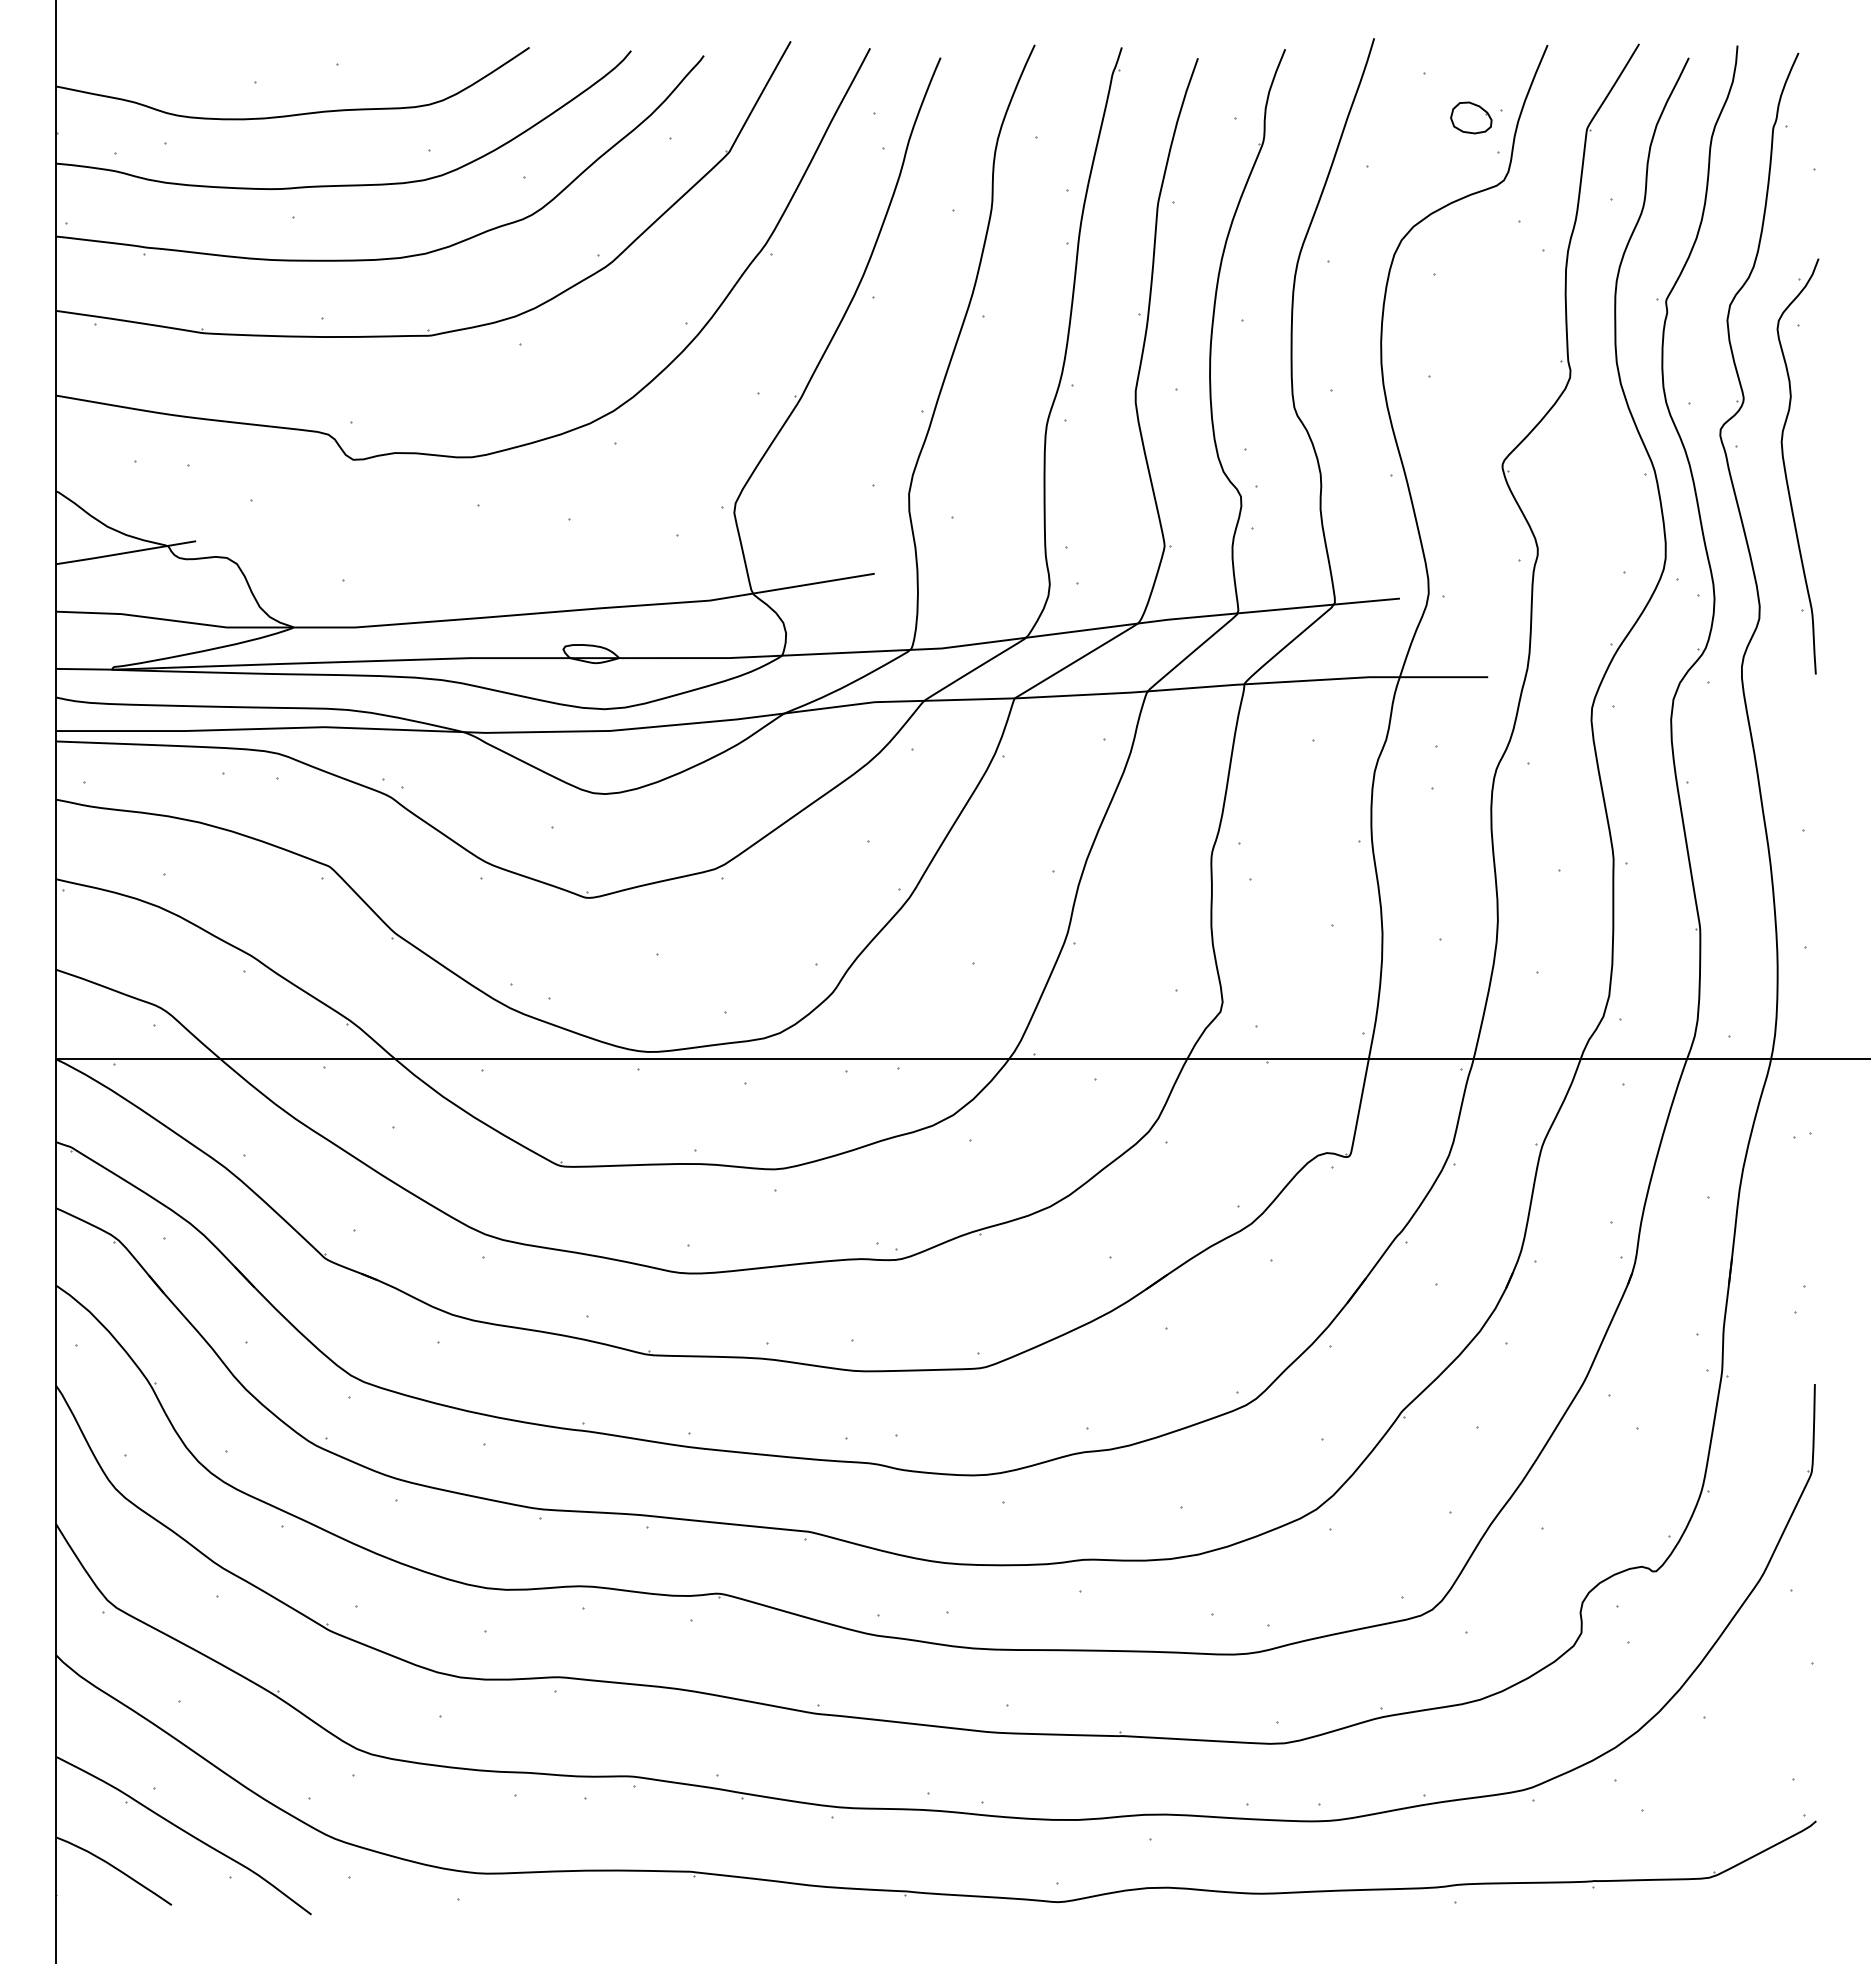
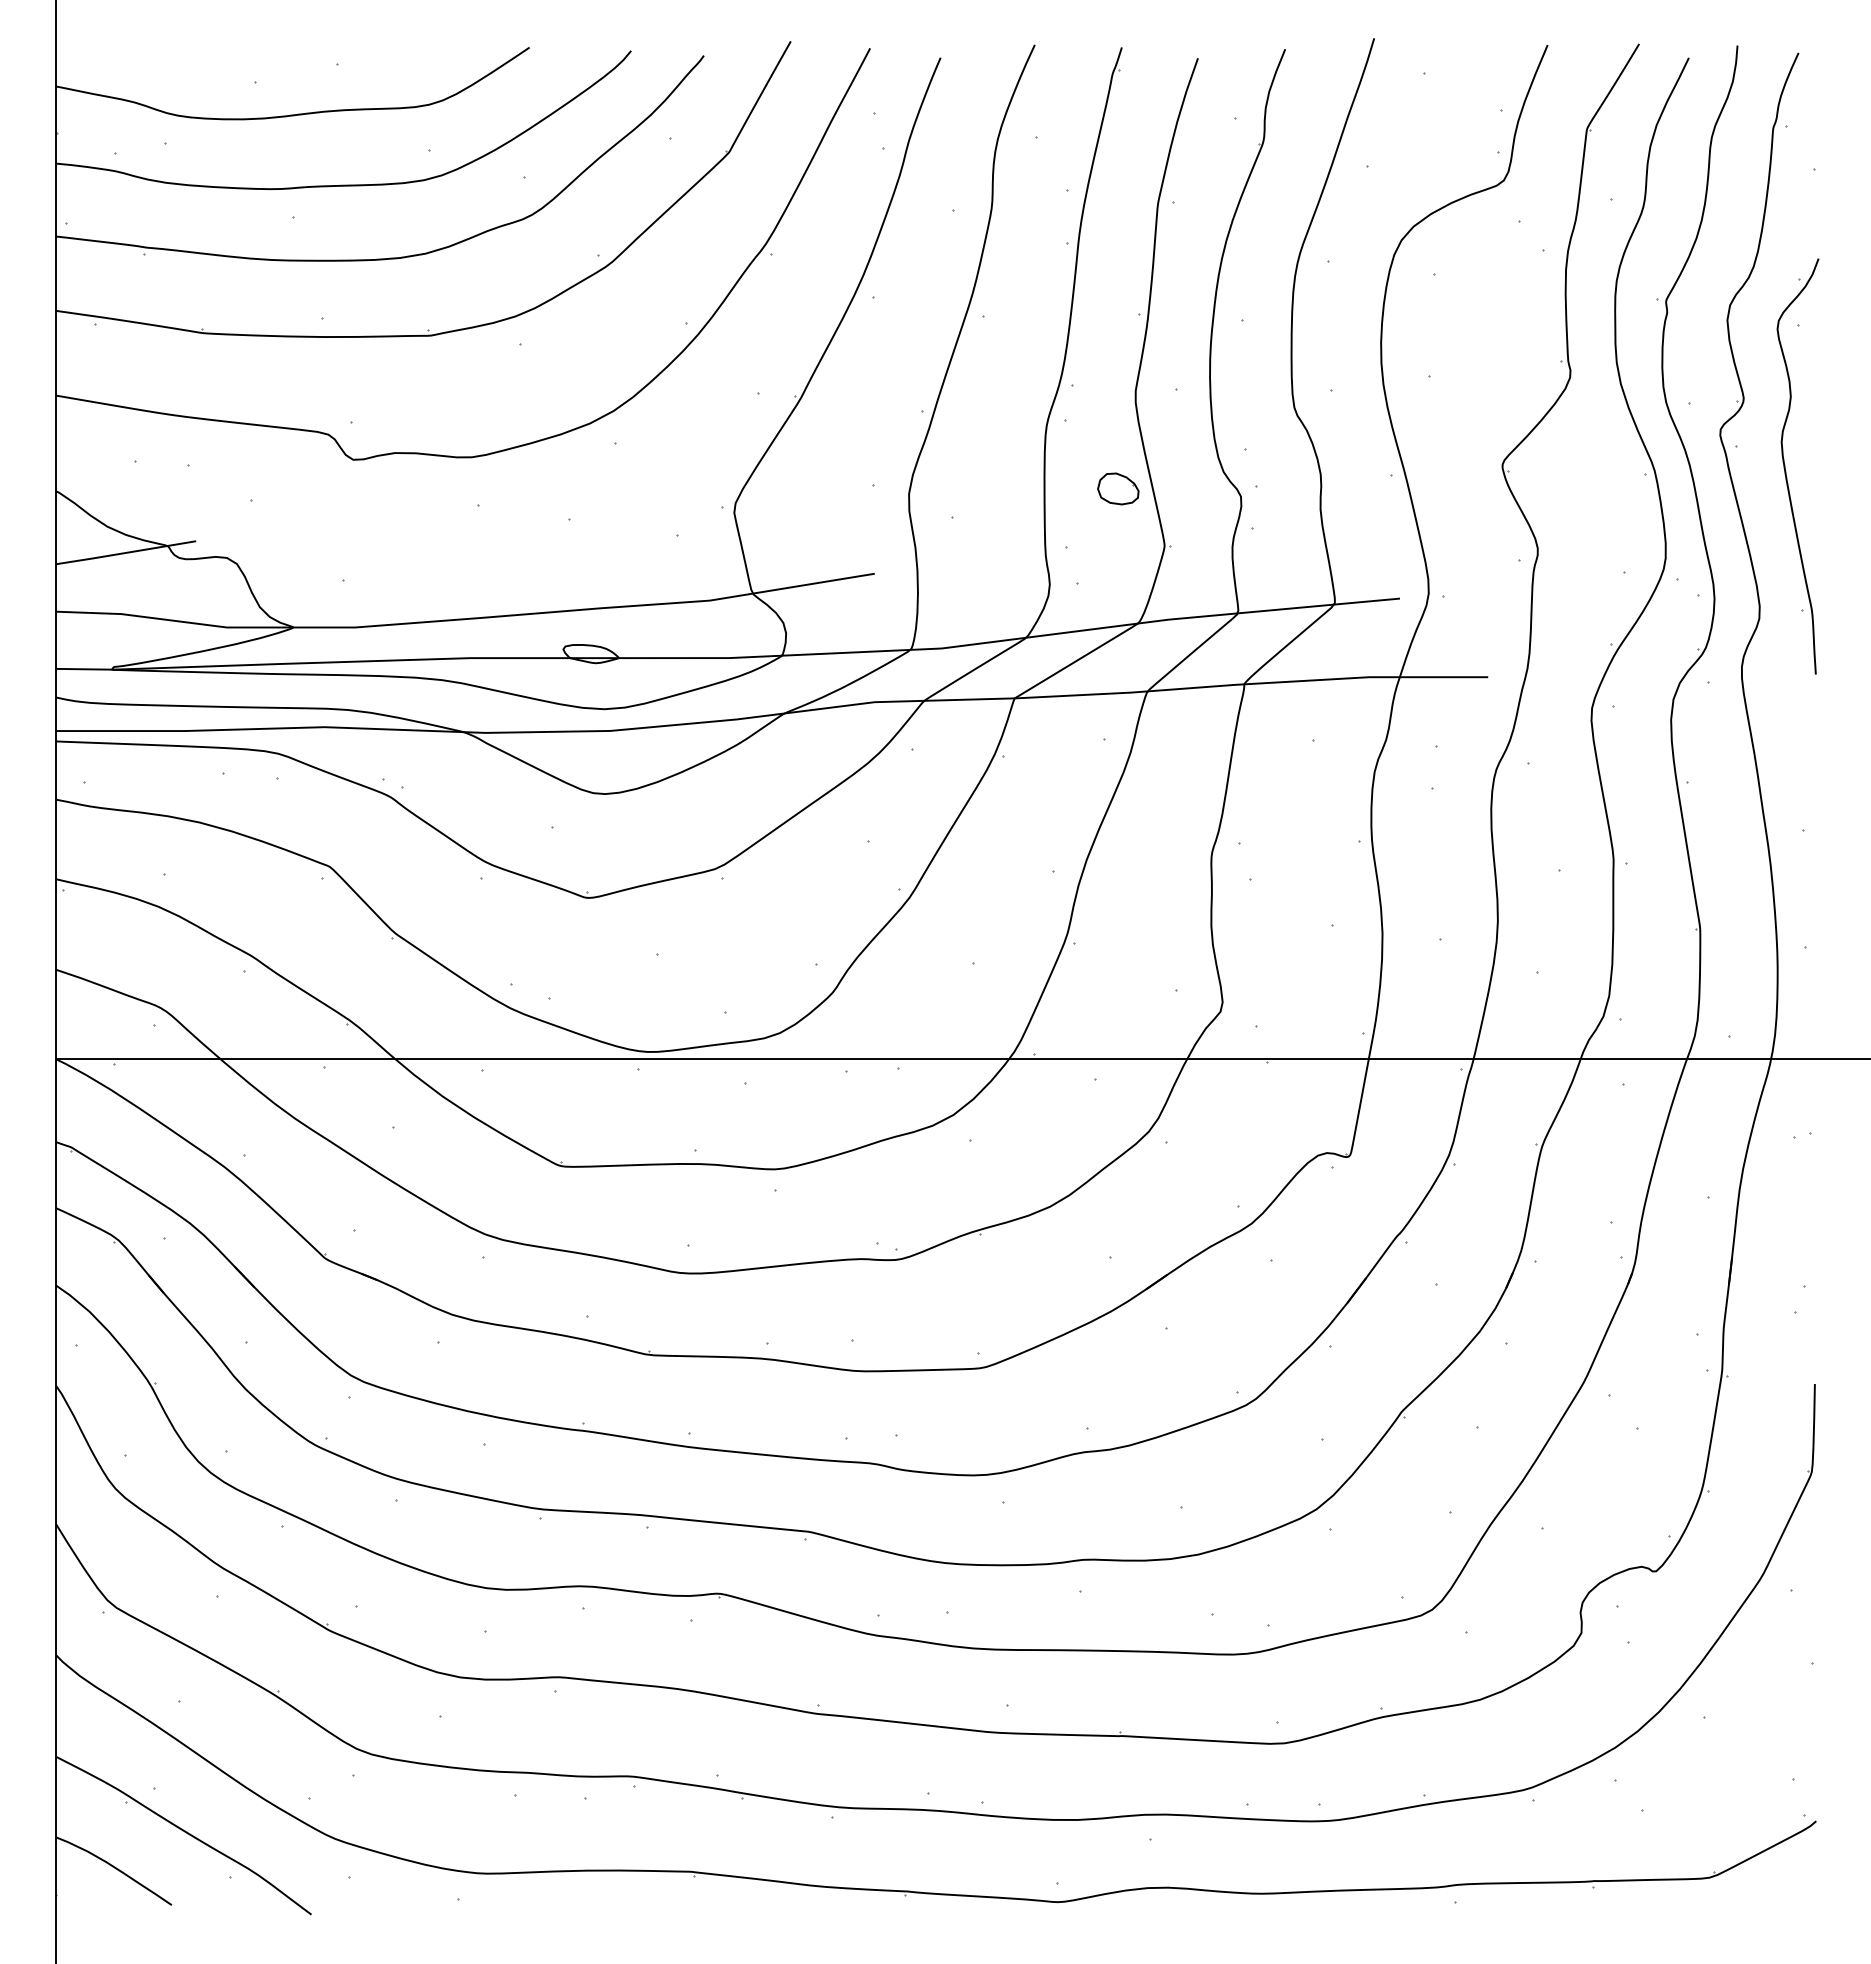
part position: (1471, 117) -> (1118, 488) (1118, 488)
